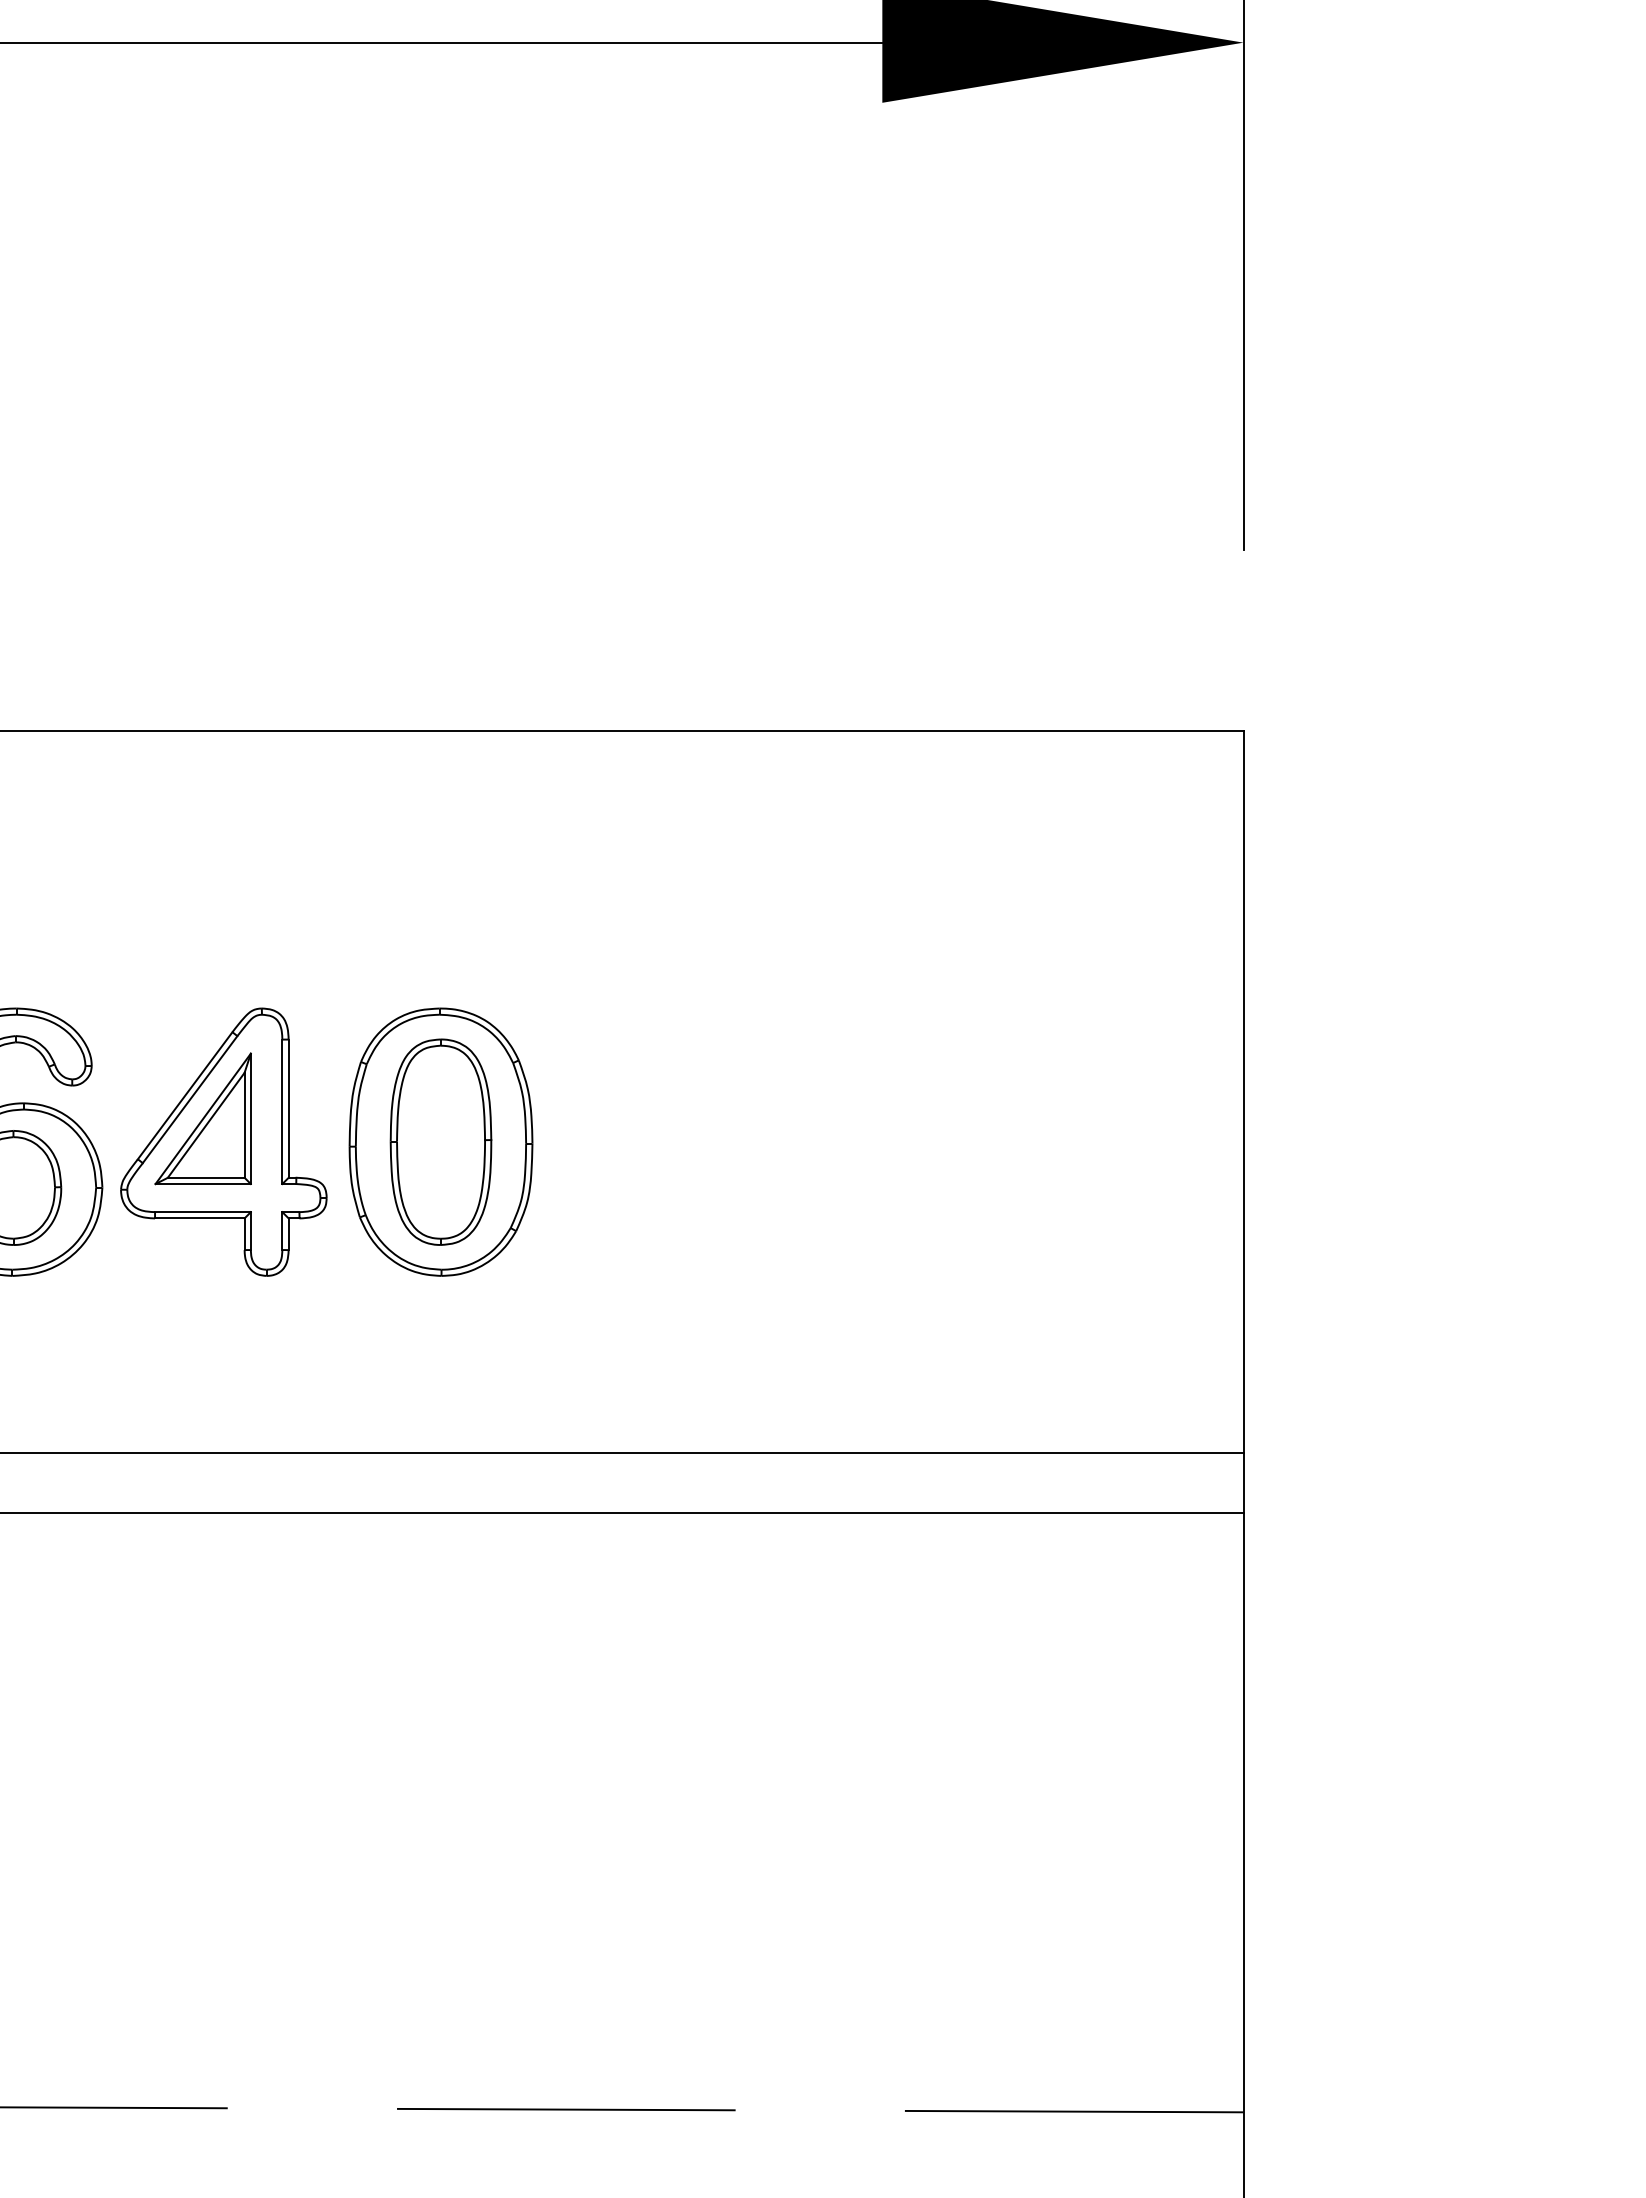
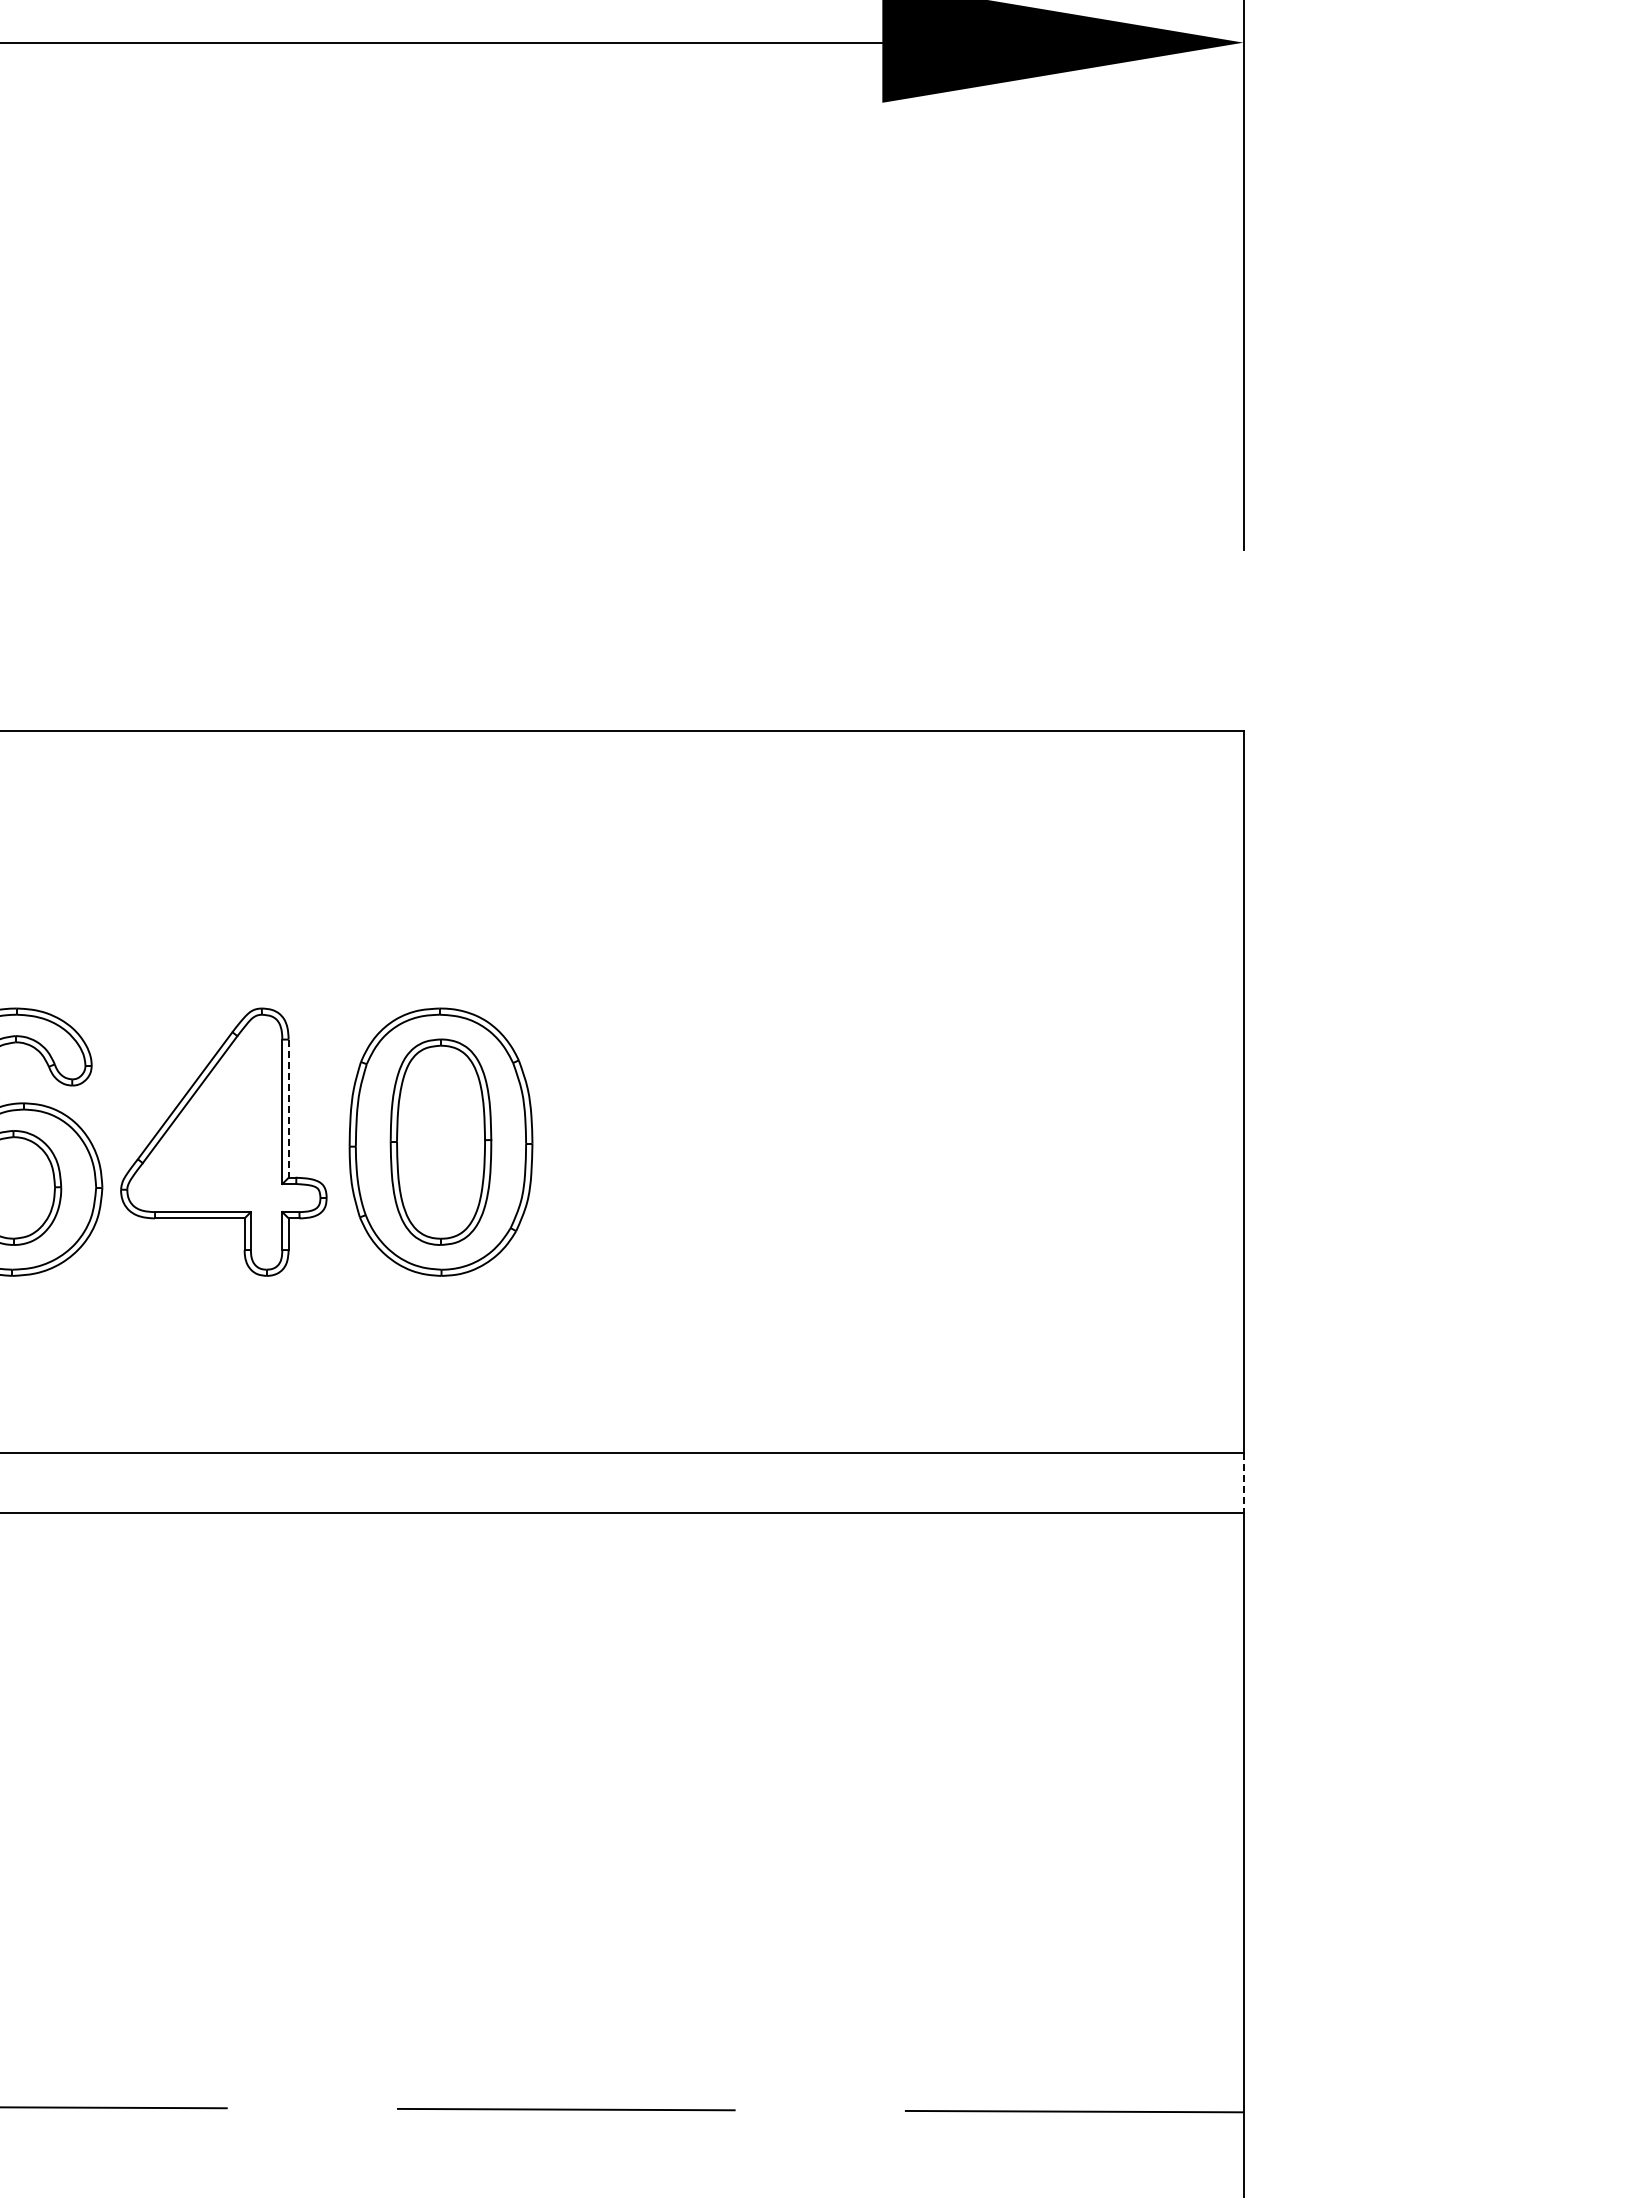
line: solid -> dashed (288, 1109)
part: present -> none (202, 1118)
line: solid -> dashed (1243, 1482)
